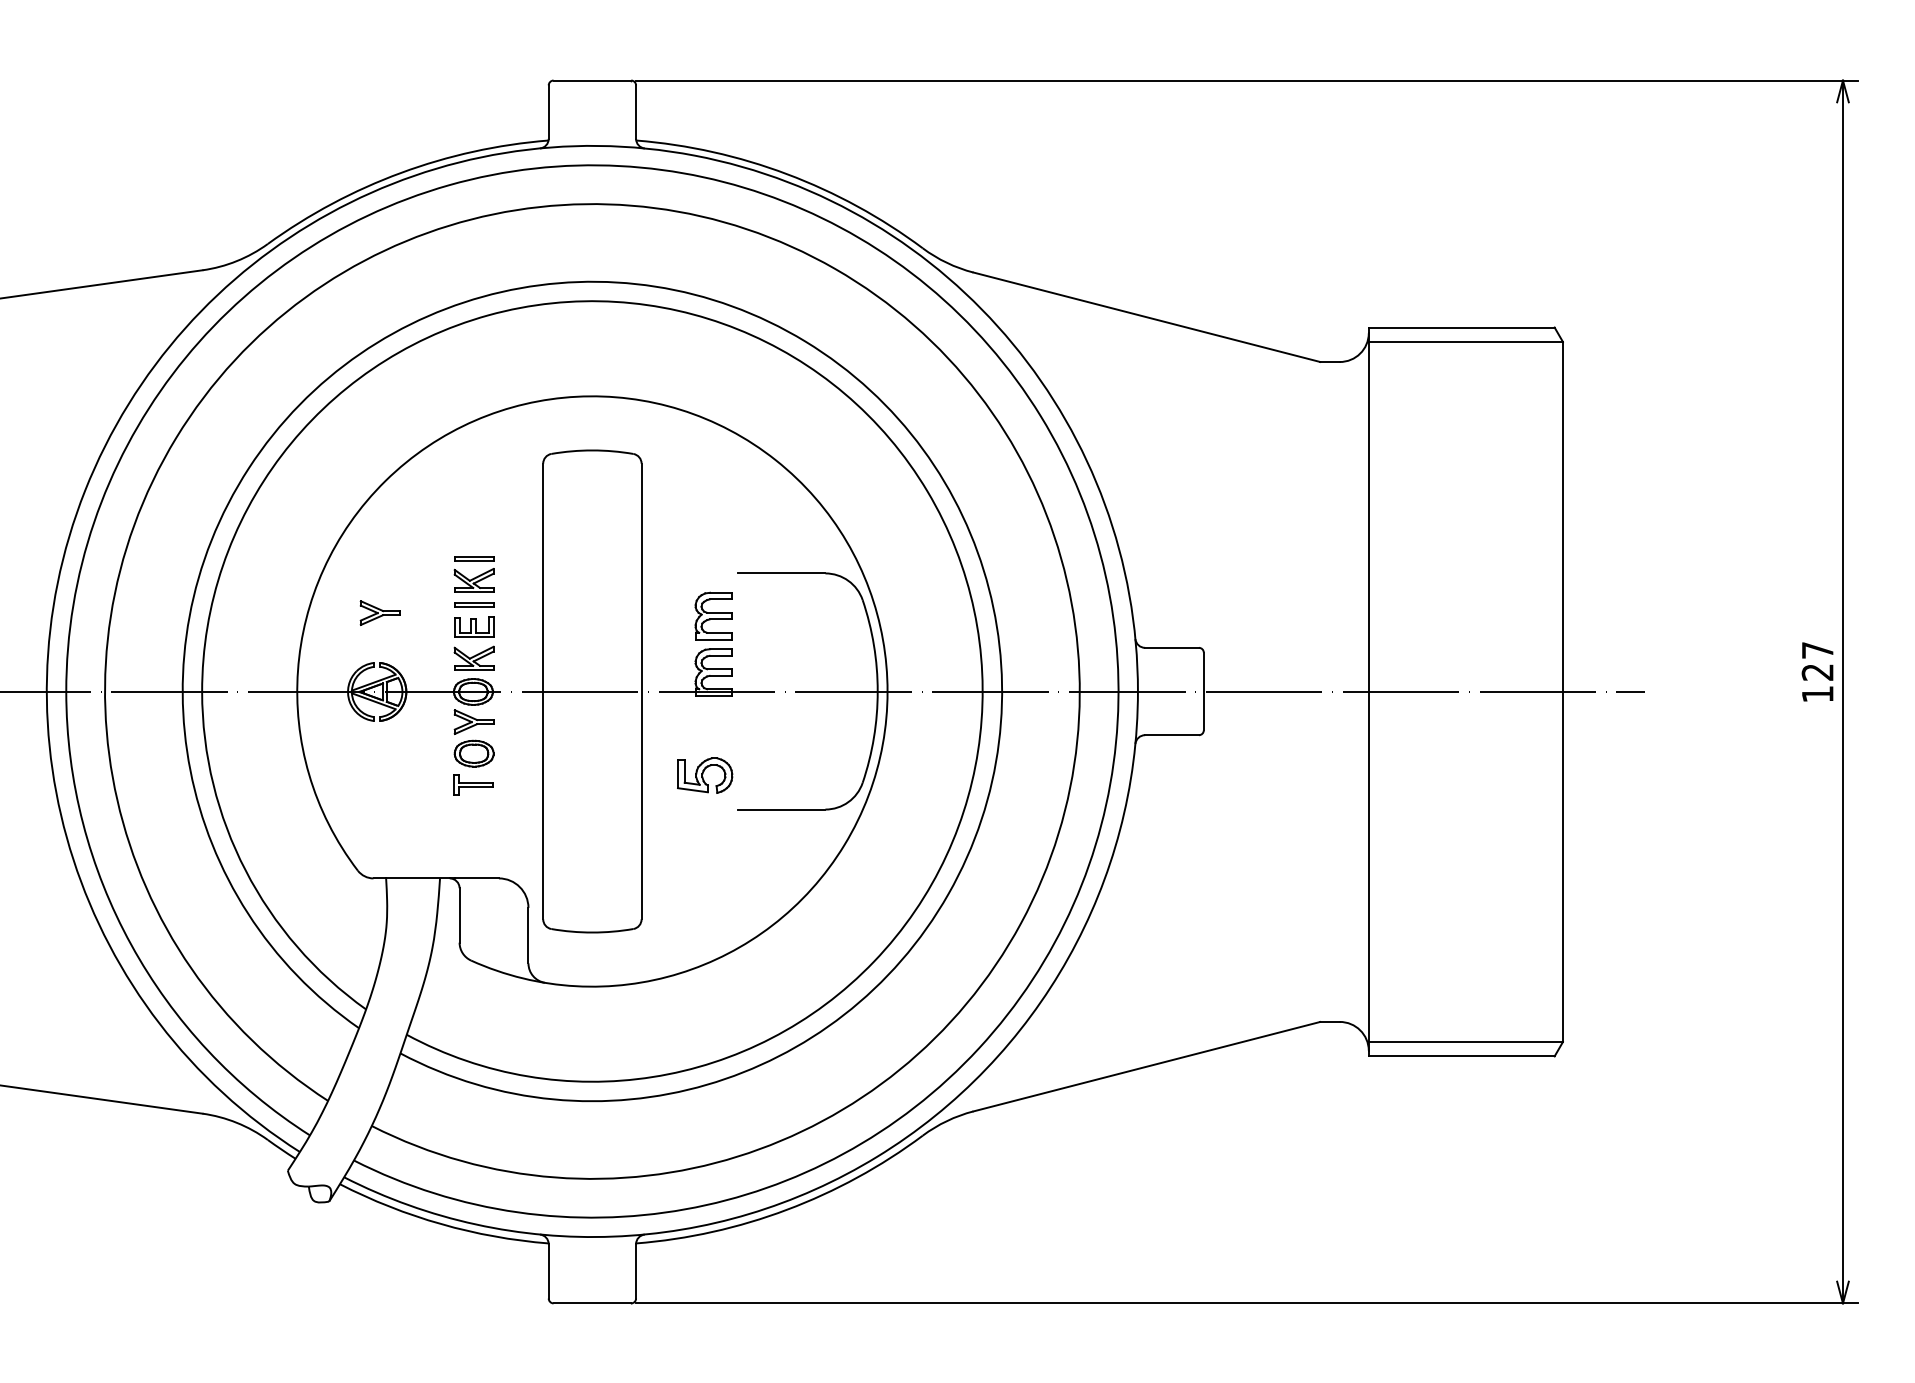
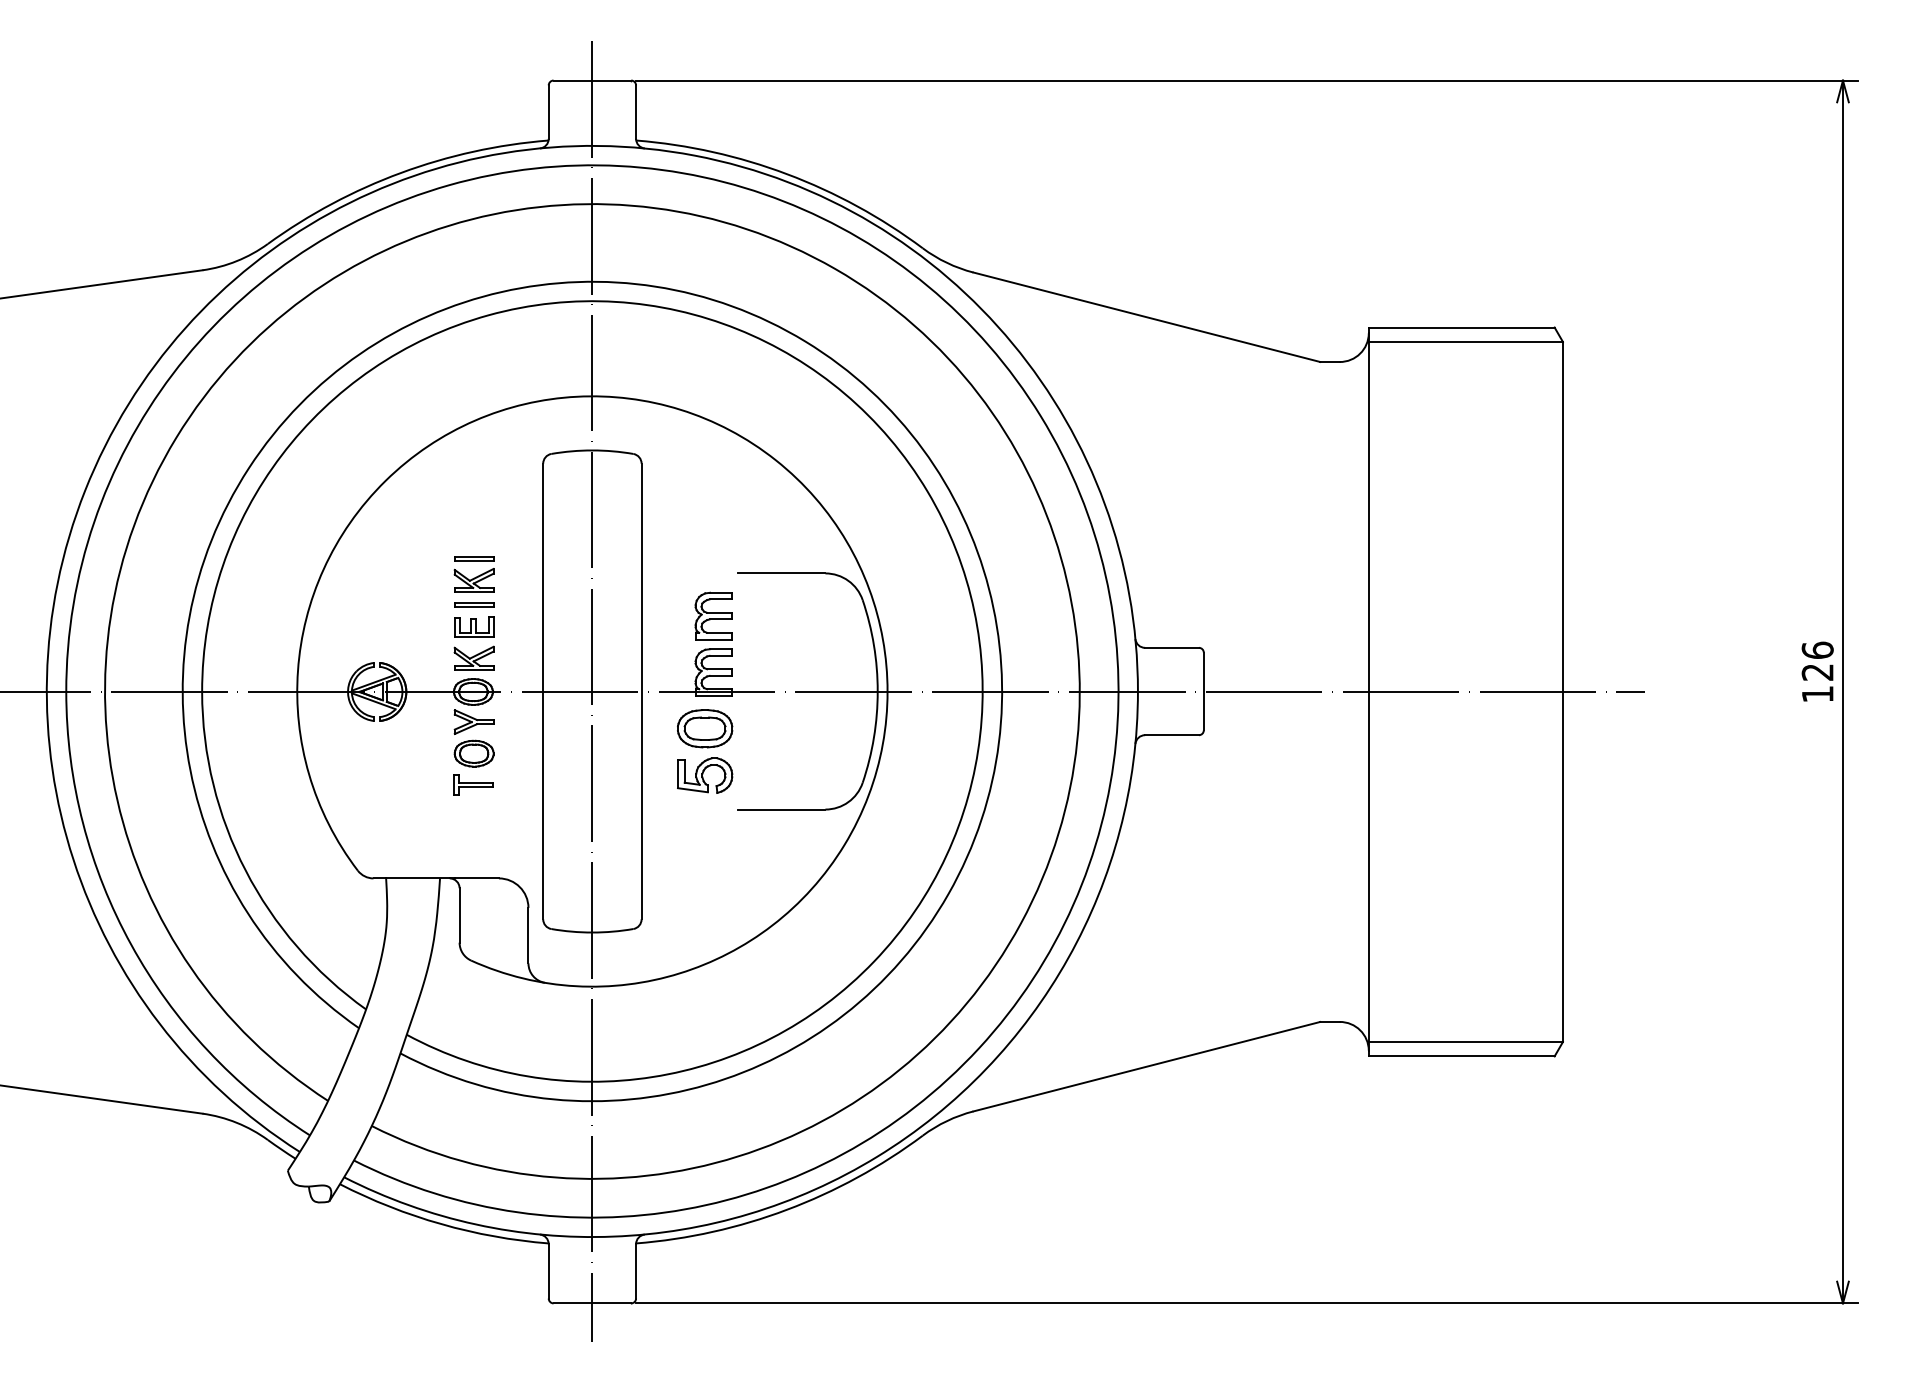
part: present -> none (379, 612)
text: 127 -> 126 (1817, 649)
line: none -> present (592, 691)
part: none -> present (705, 728)
